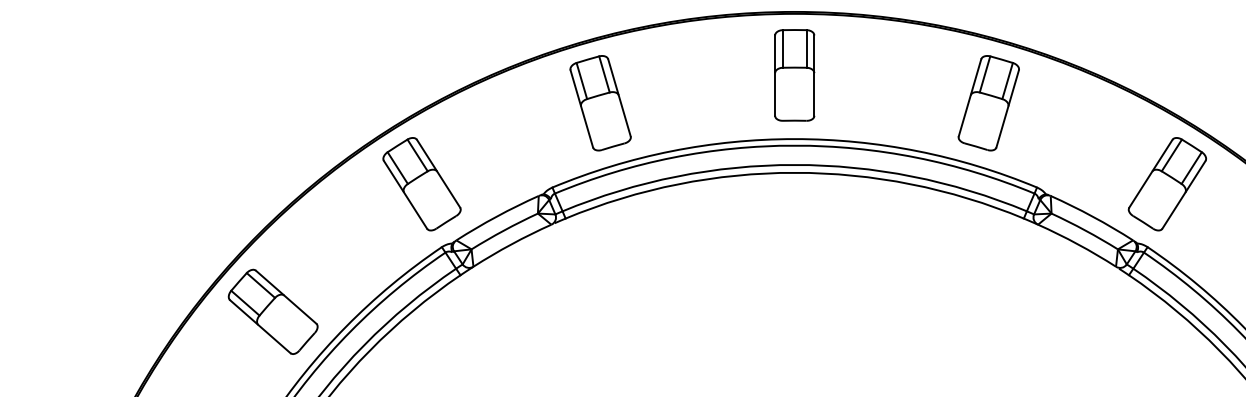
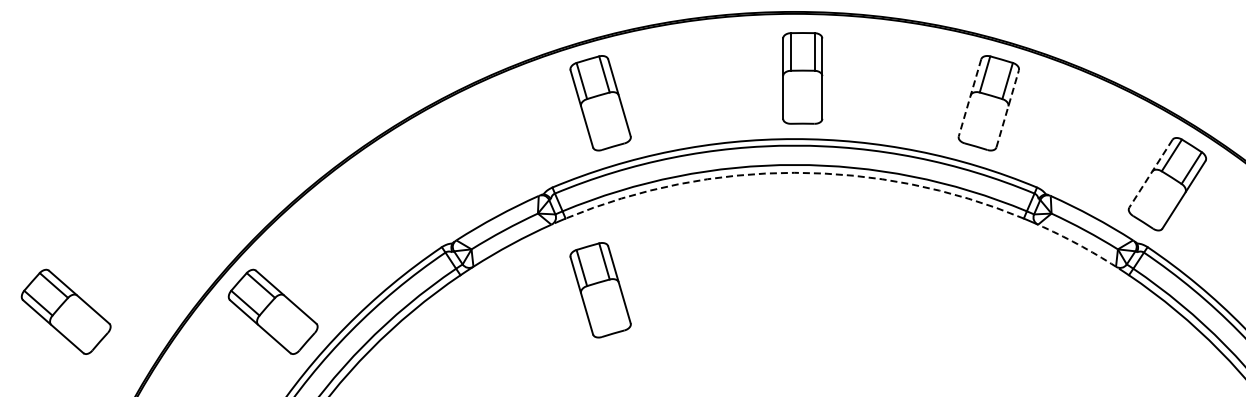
part position: (794, 75) -> (802, 78) (802, 78)
line: solid -> dashed (969, 98)
line: solid -> dashed (1007, 108)
arc: solid -> dashed (794, 172)
line: solid -> dashed (1150, 174)
part: present -> none (421, 184)
arc: solid -> dashed (1077, 244)
part: none -> present (600, 290)
part: none -> present (65, 311)
